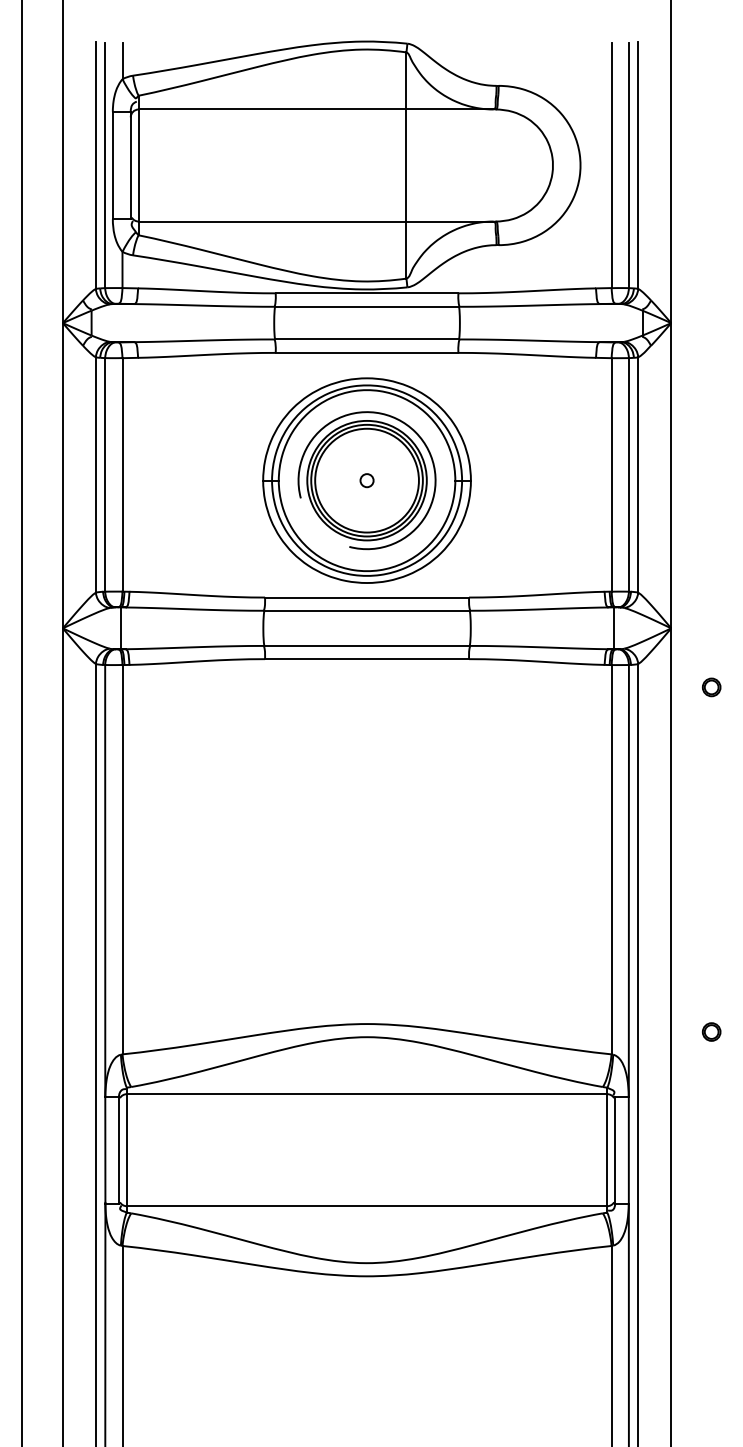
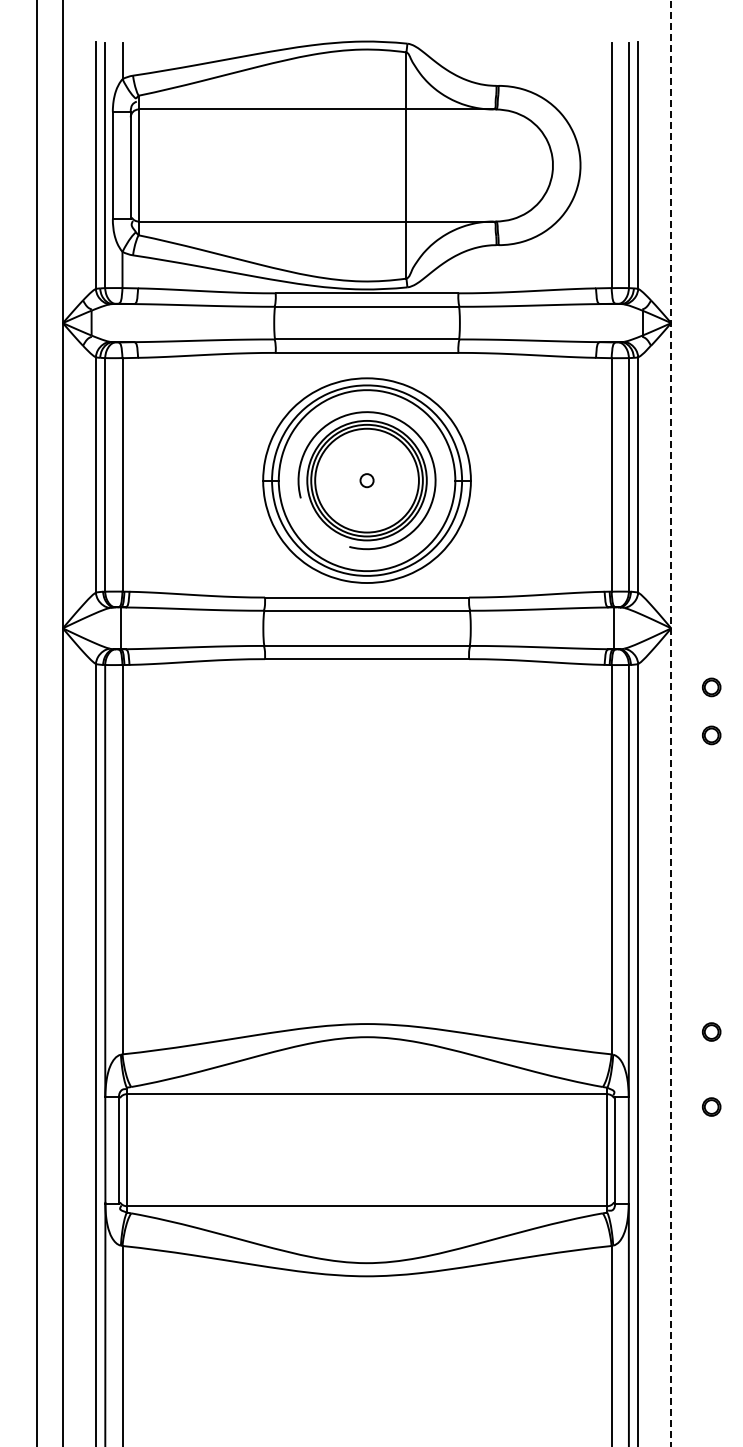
line position: (22, 722) -> (37, 722) (37, 722)
line: solid -> dashed (671, 723)
part: none -> present (711, 735)
part: none -> present (711, 1106)
